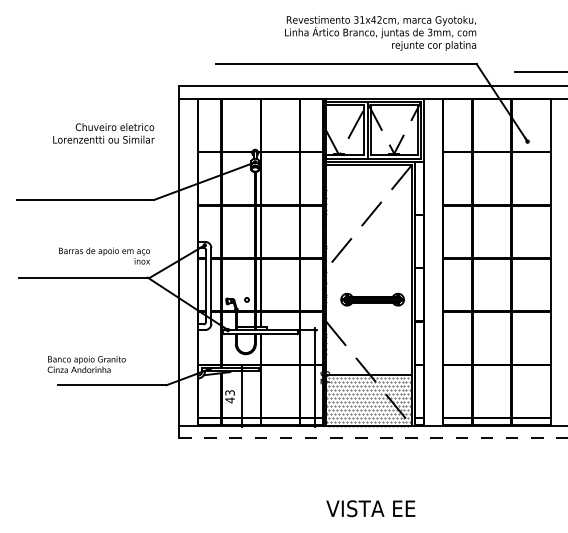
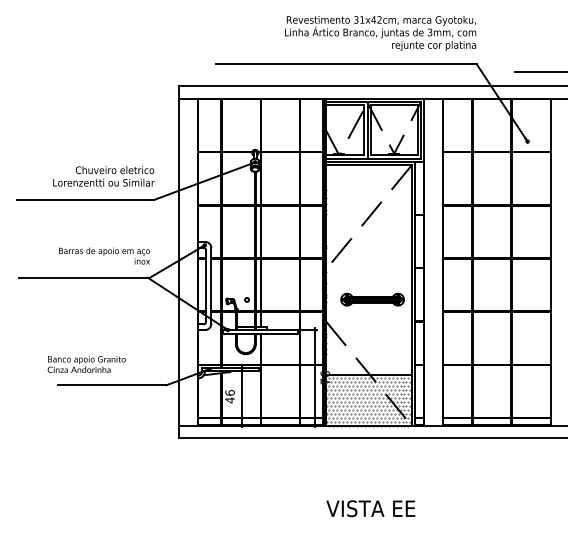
text position: (103, 133) -> (103, 176) (103, 176)
text: 43 -> 46 (229, 392)
line: dashed -> solid (373, 438)
